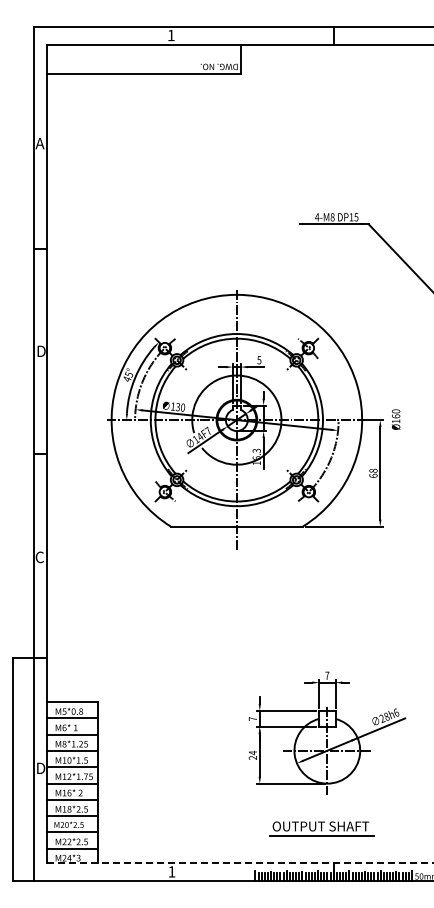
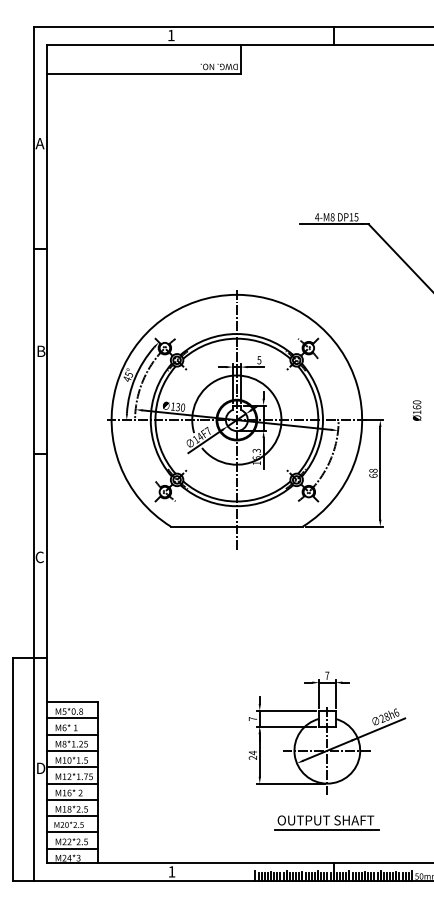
text: D -> B (42, 351)
text position: (396, 419) -> (417, 410) (417, 410)
part position: (321, 828) -> (326, 822) (326, 822)
line: dashed -> solid (240, 862)
